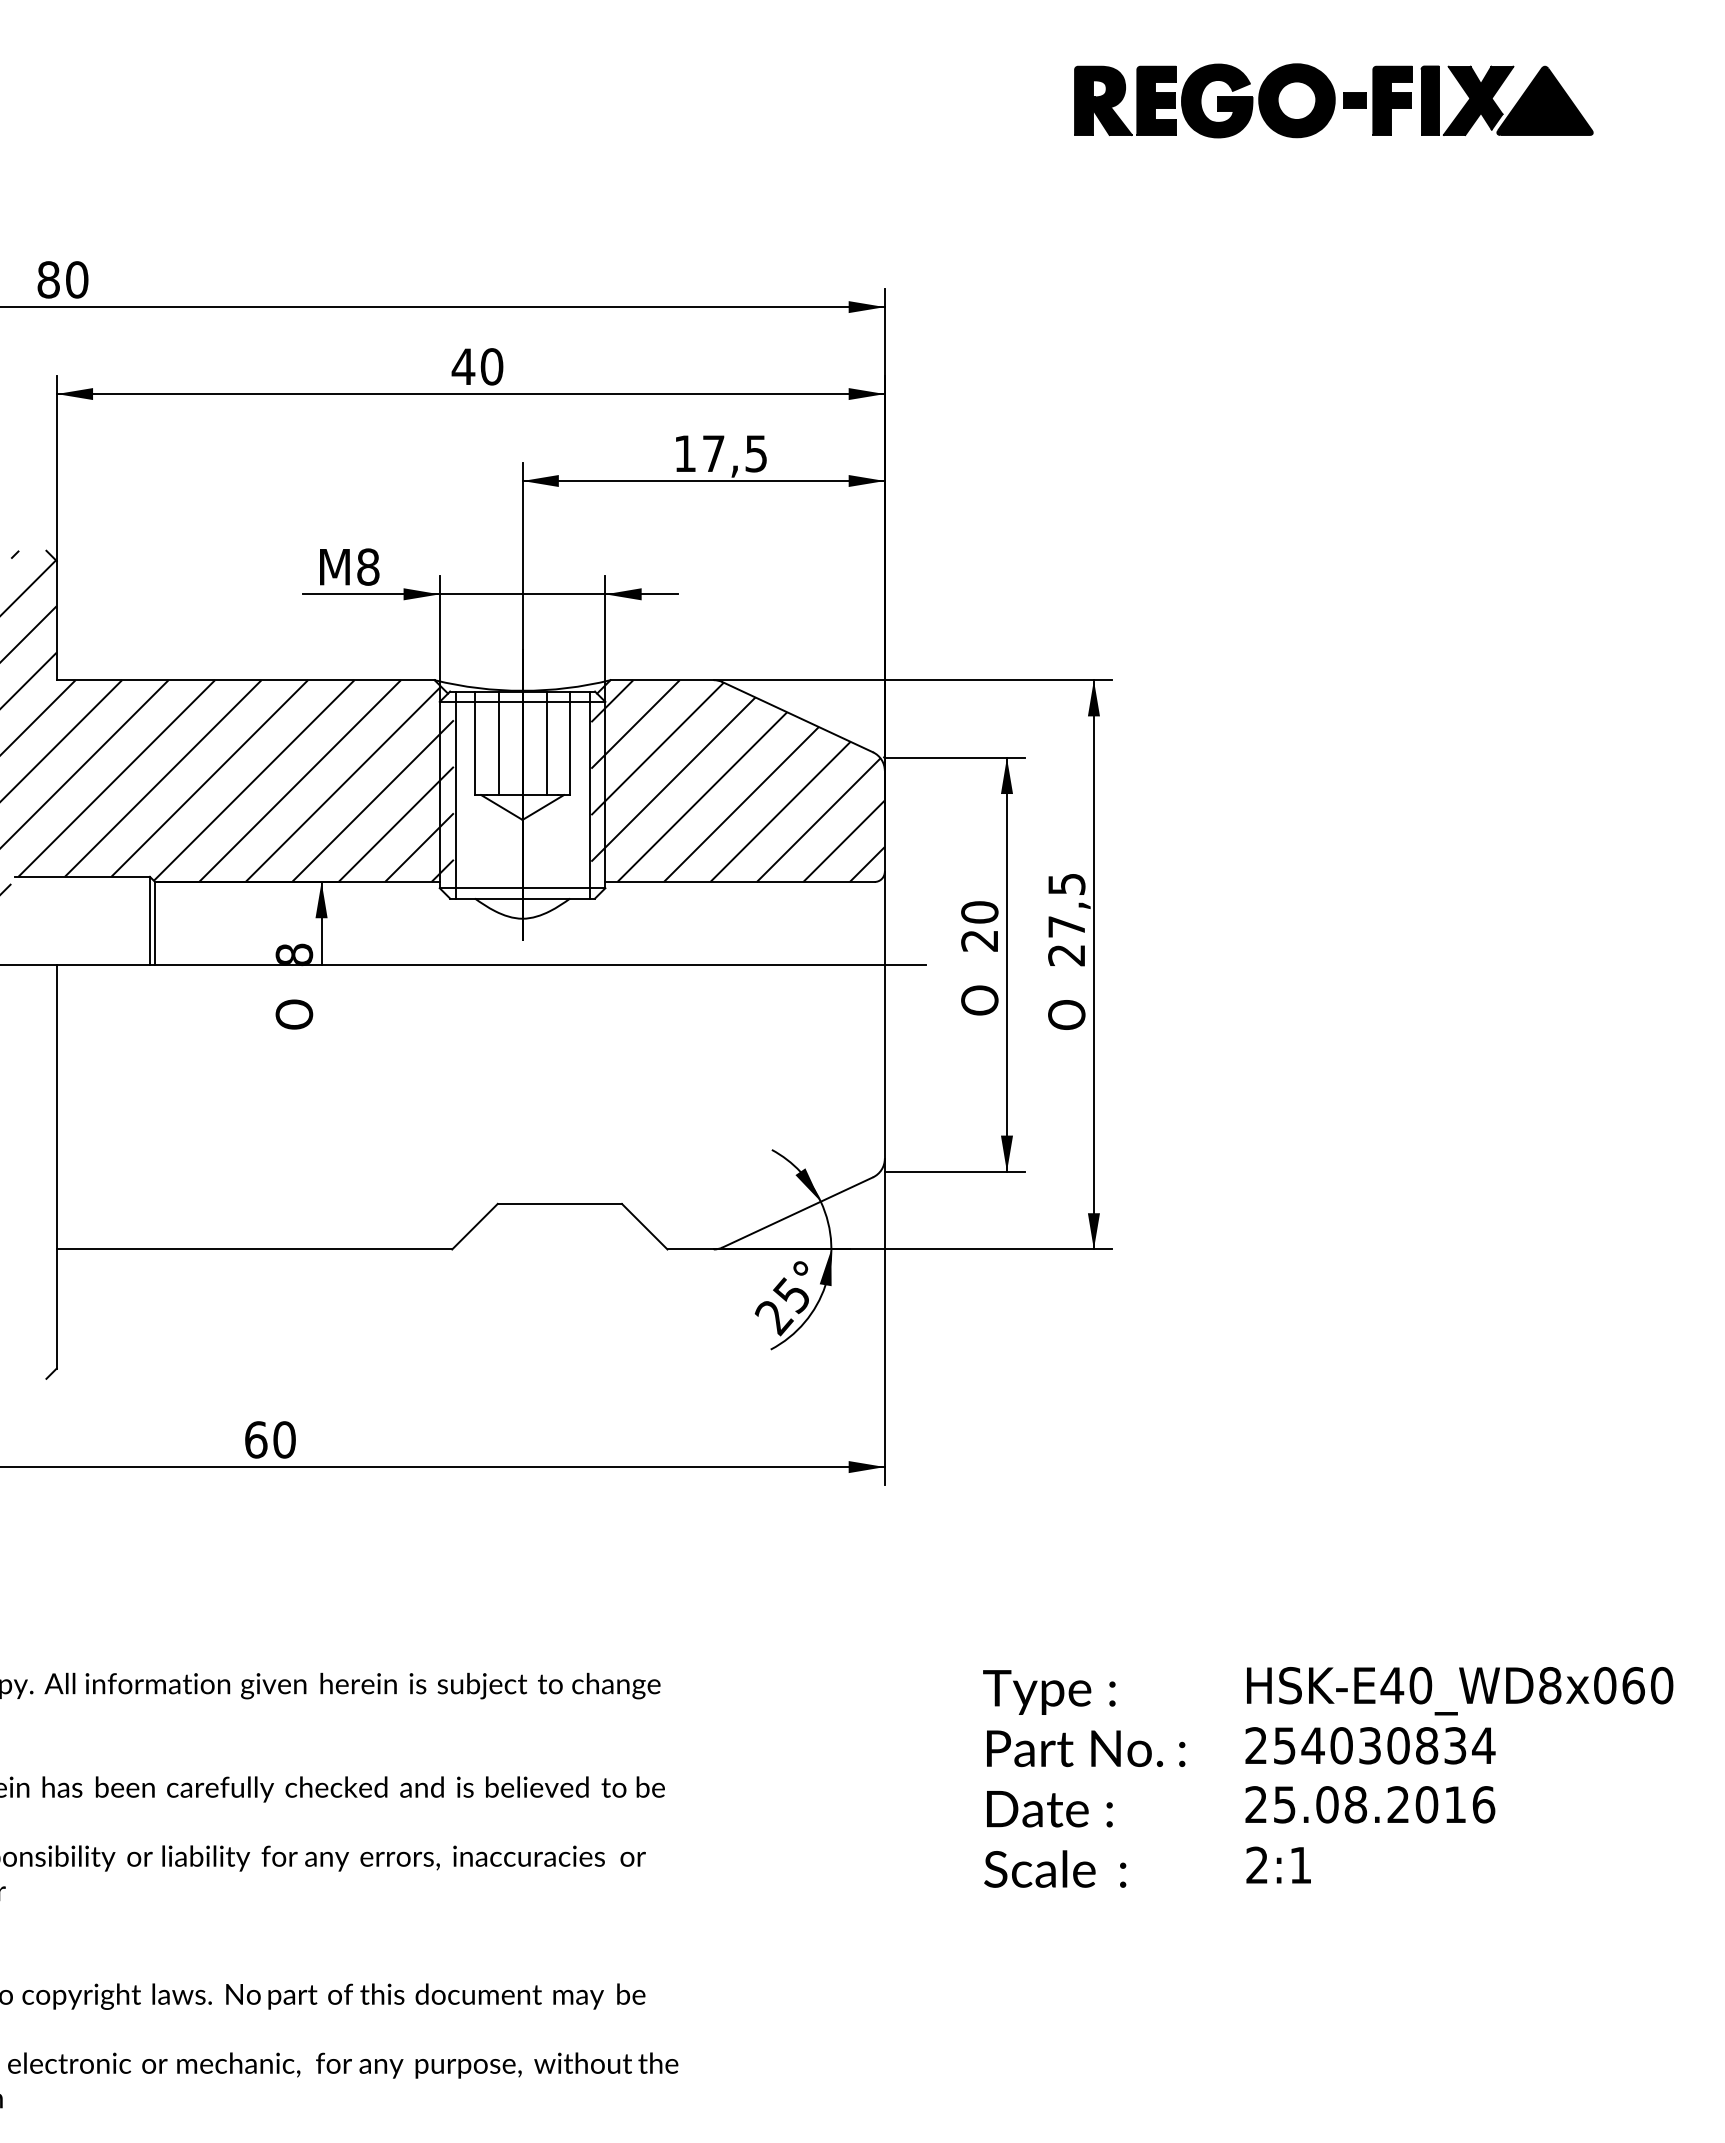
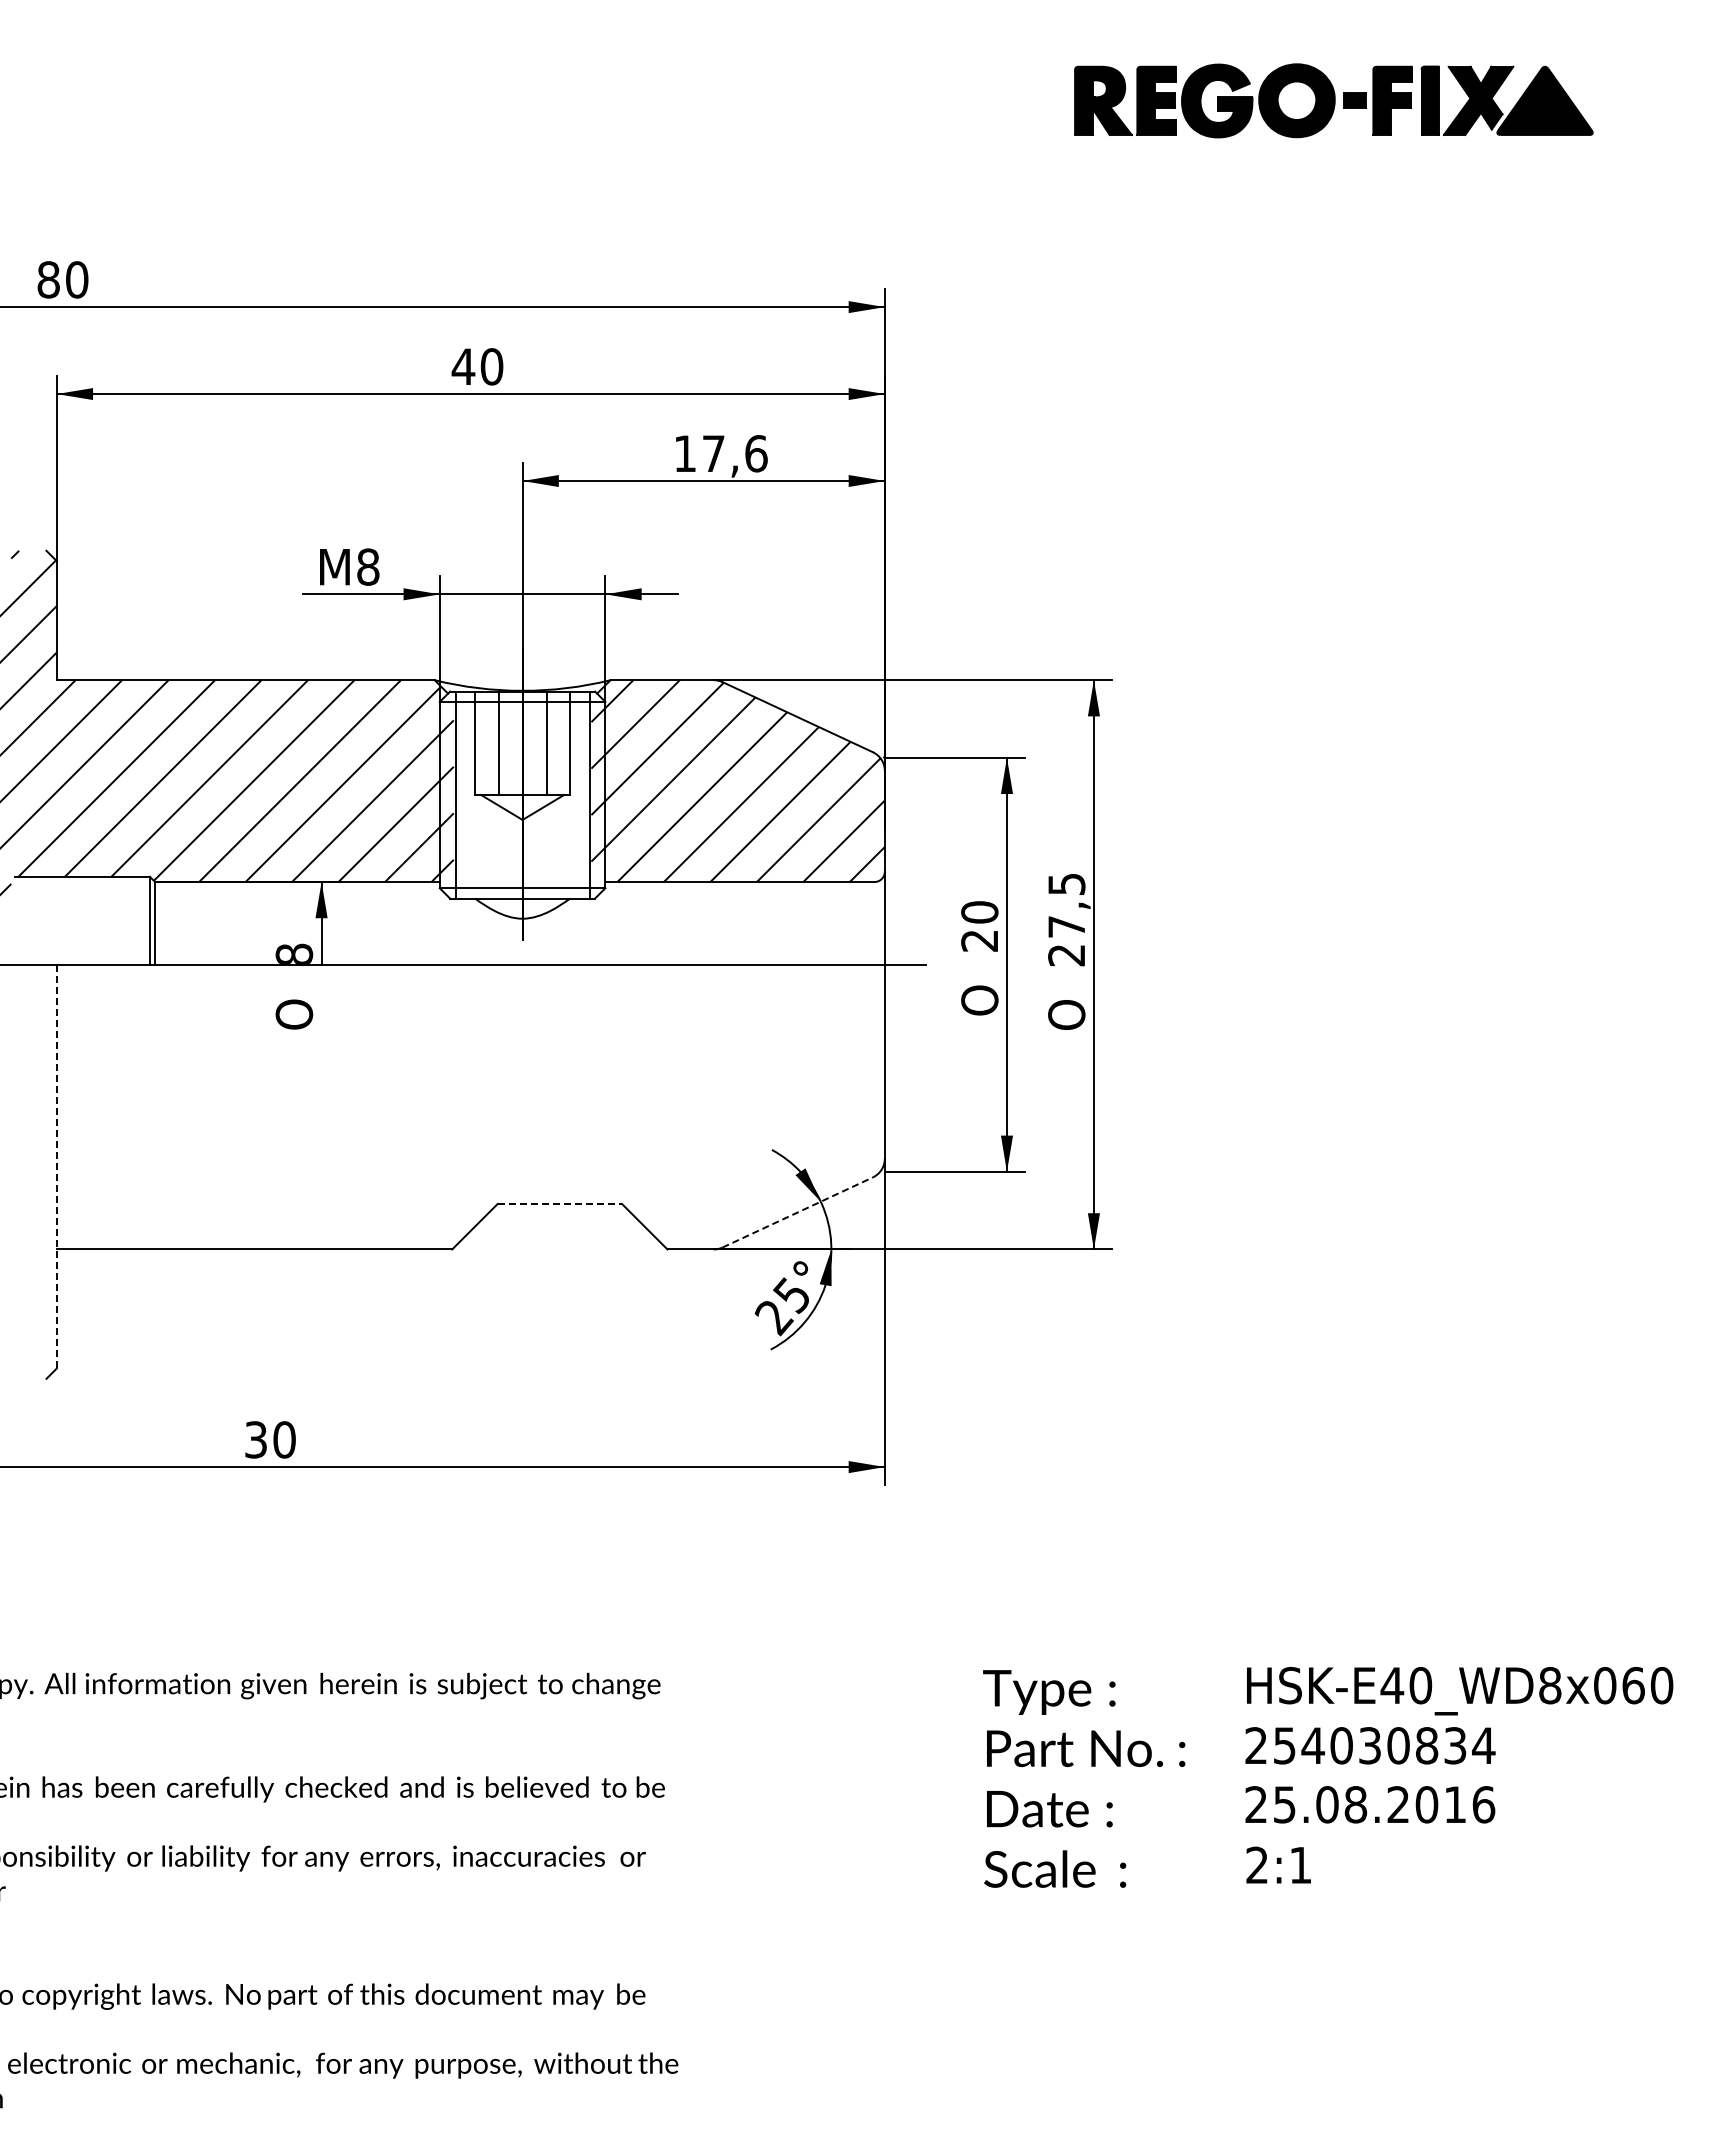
text: 17,5 -> 17,6 (756, 453)
line: solid -> dashed (56, 1166)
line: solid -> dashed (560, 1203)
line: solid -> dashed (797, 1212)
text: 60 -> 30 (256, 1439)
